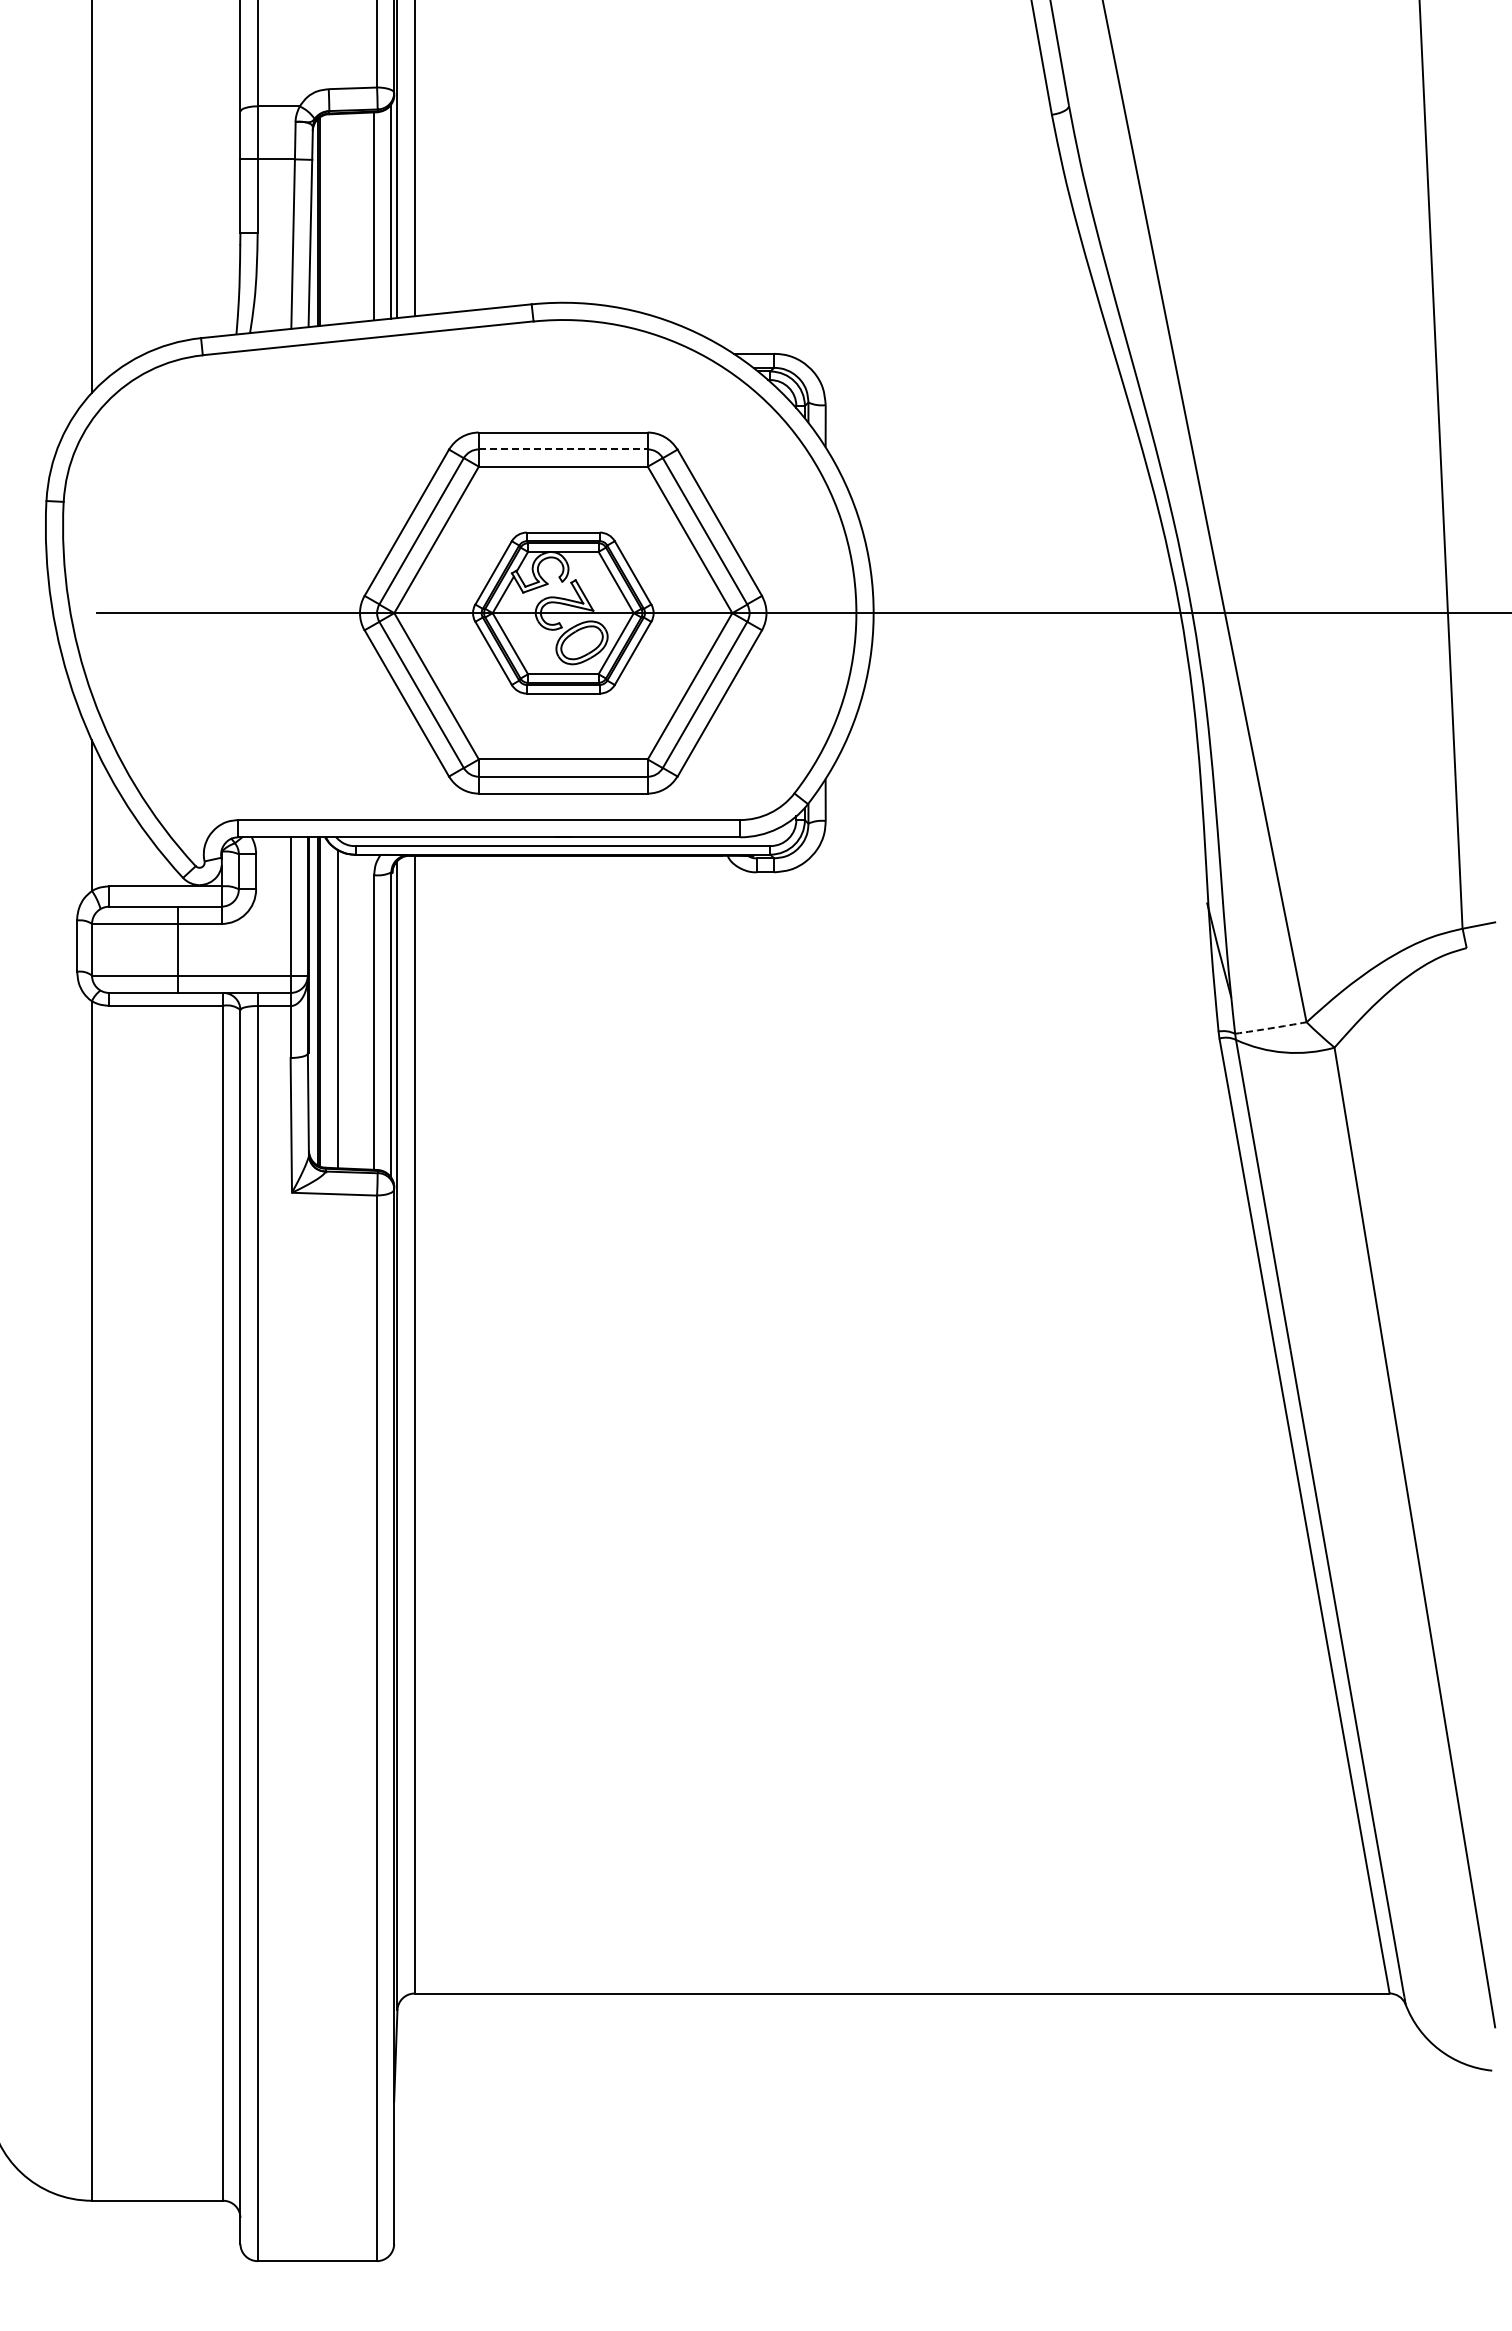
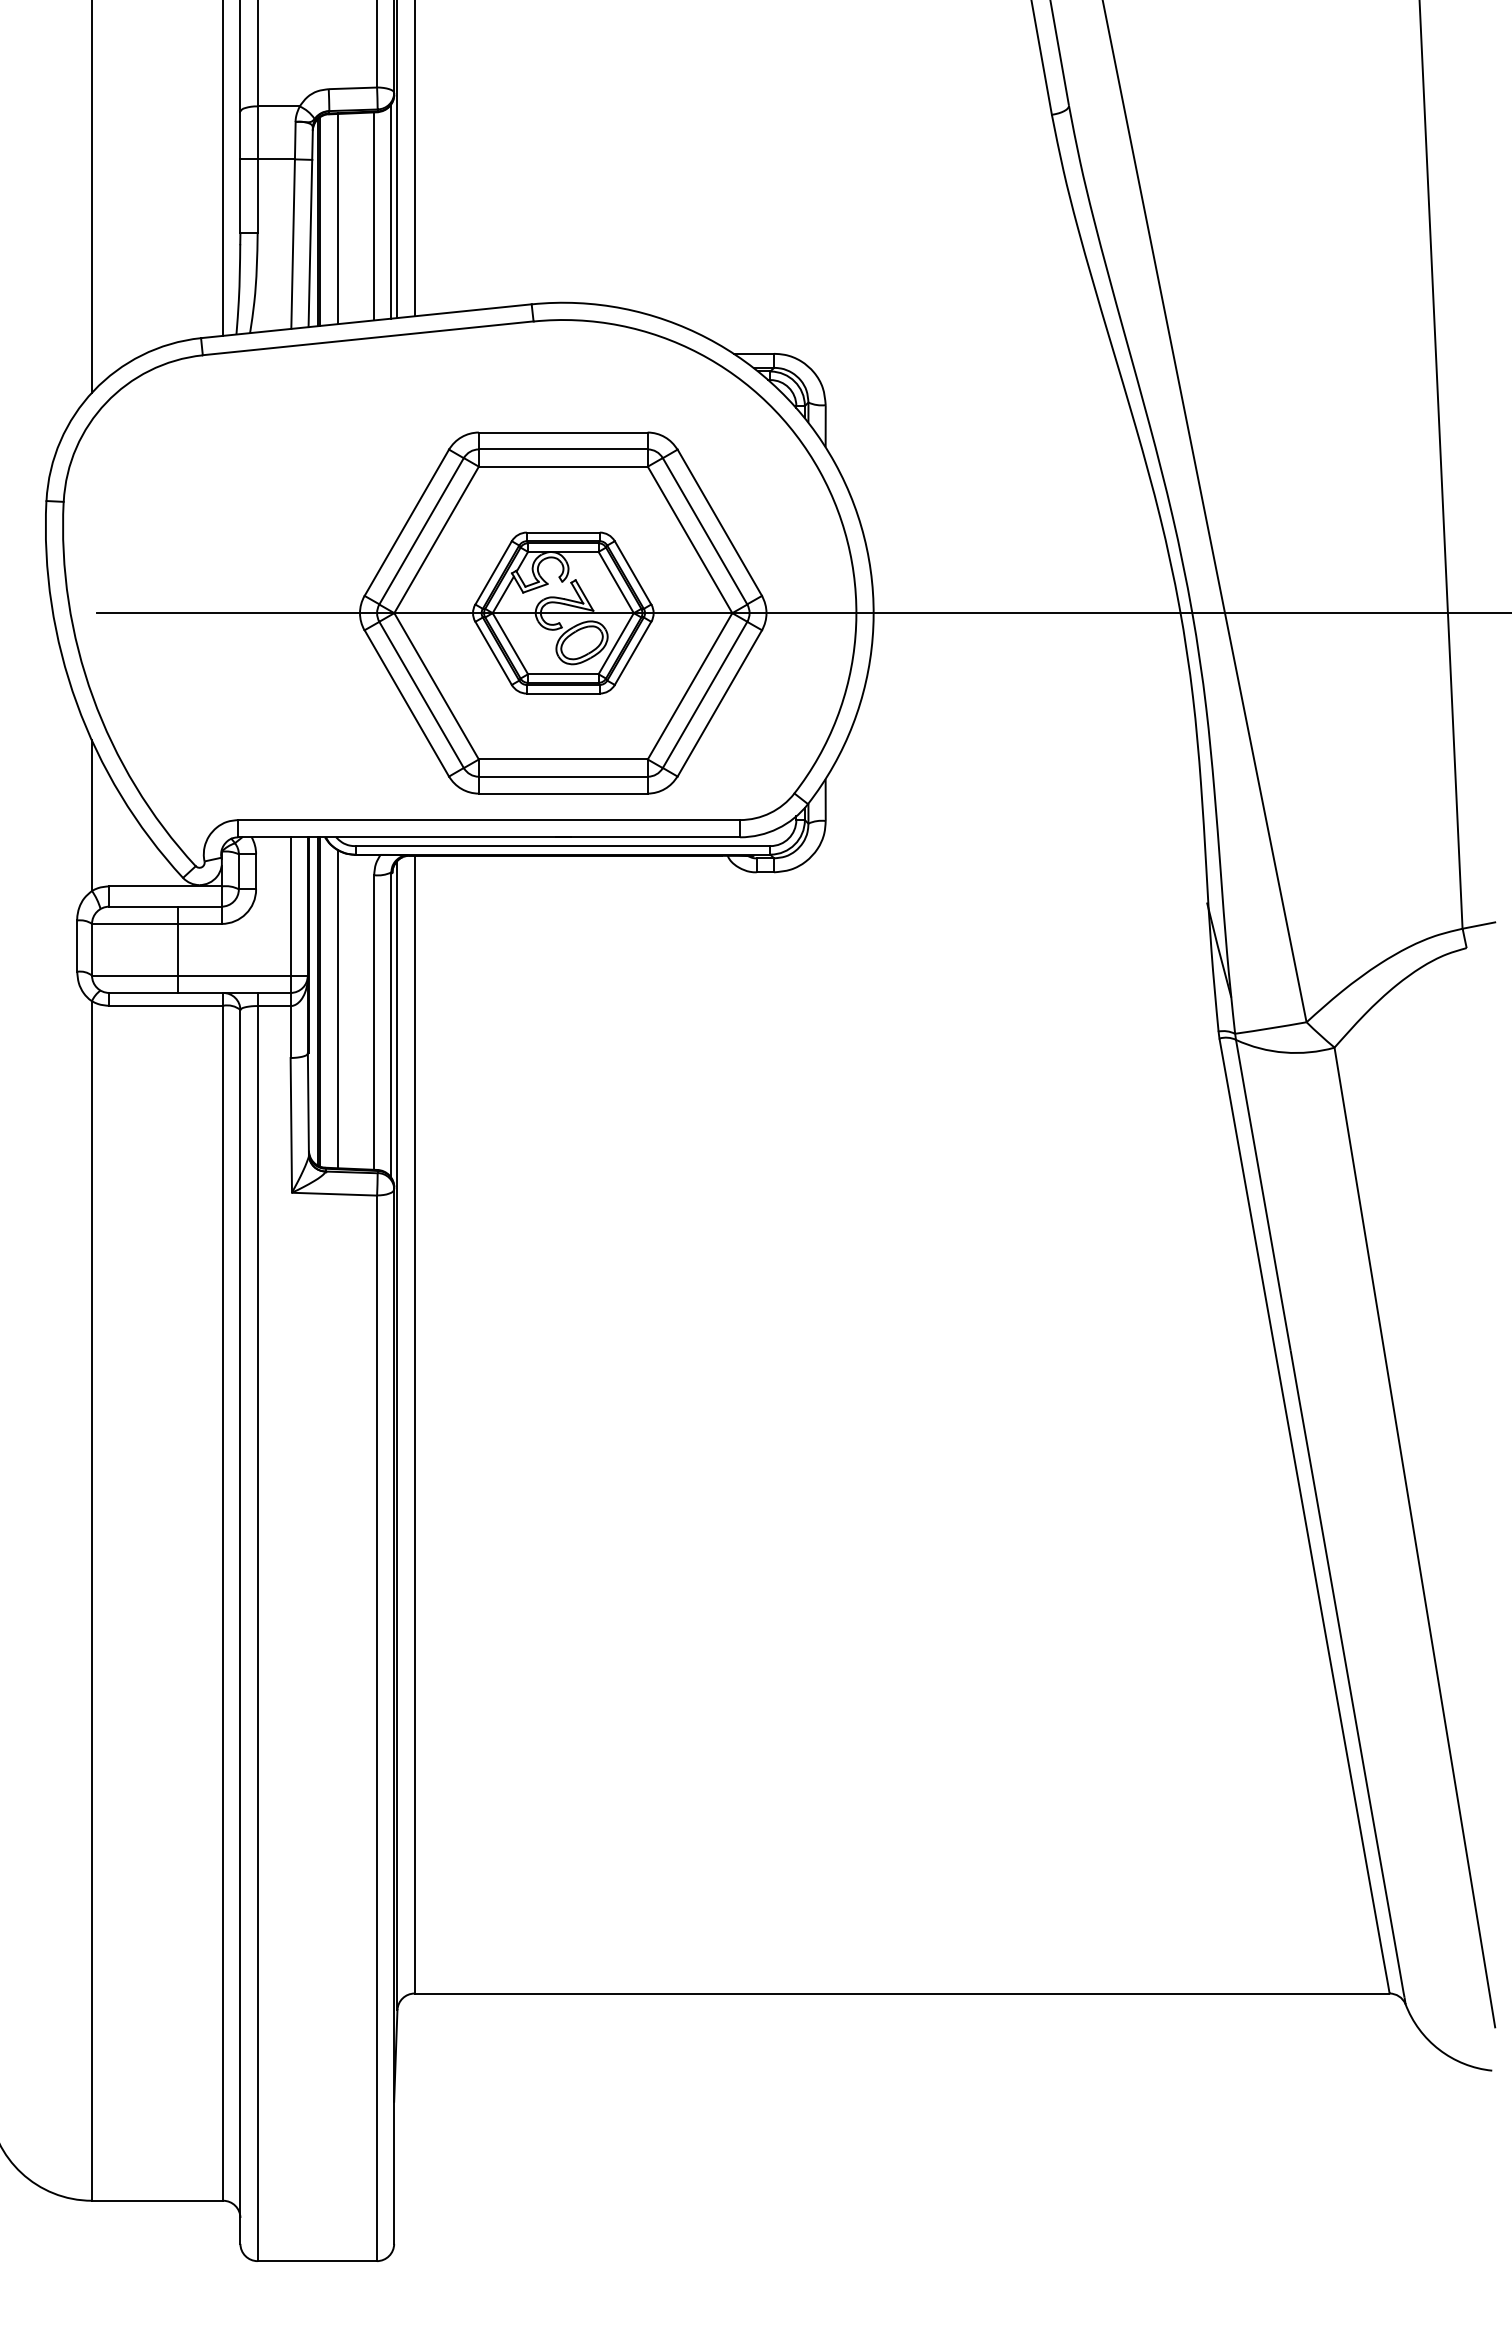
line: none -> present (223, 168)
line: none -> present (337, 218)
line: dashed -> solid (563, 449)
arc: dashed -> solid (1270, 1028)
